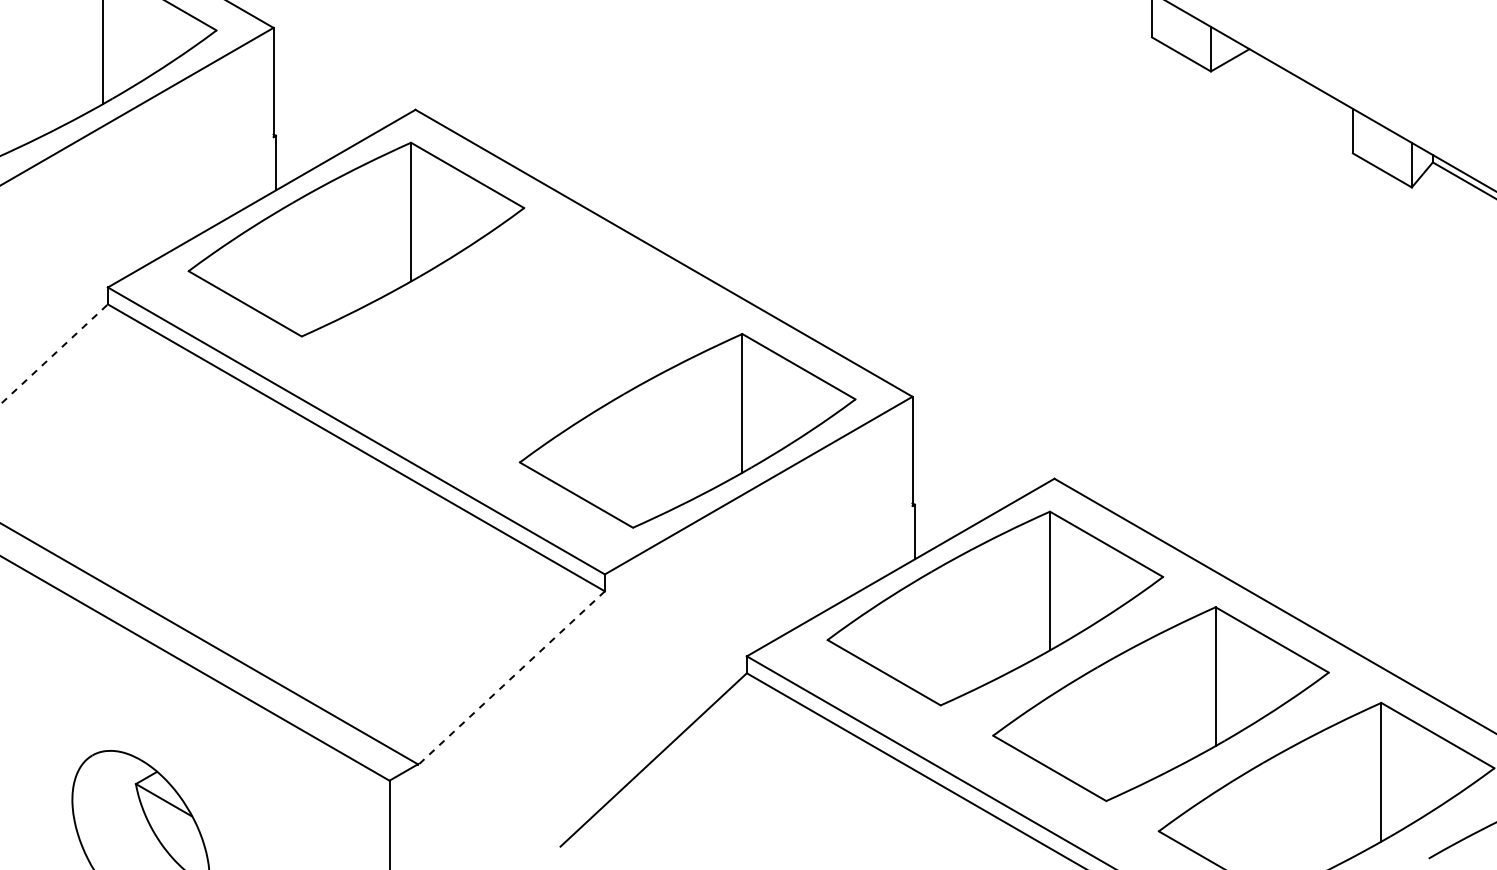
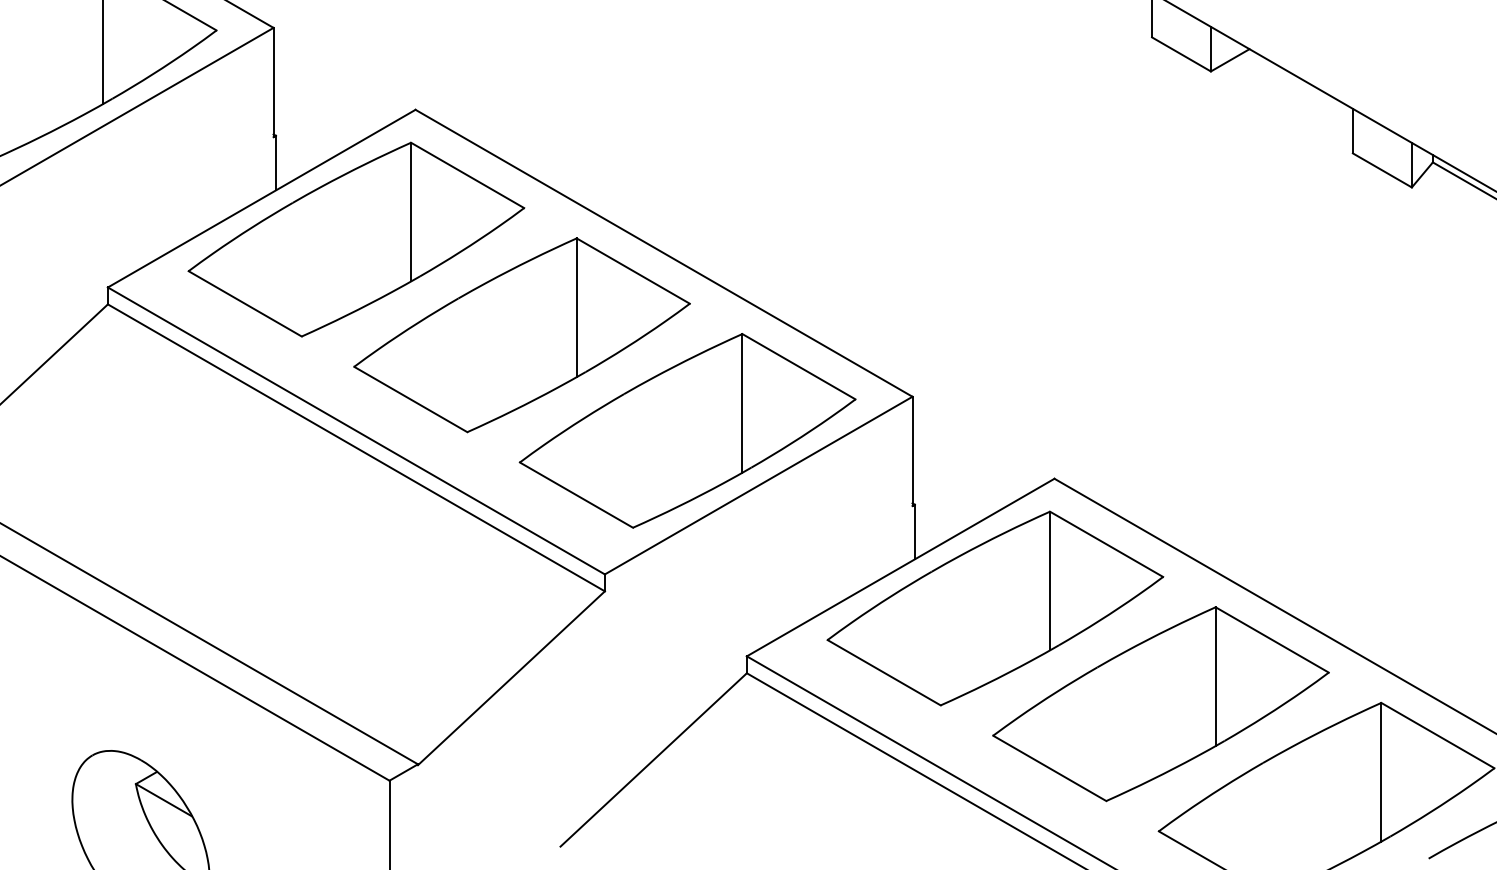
part: none -> present (521, 335)
line: dashed -> solid (54, 354)
line: dashed -> solid (511, 678)
